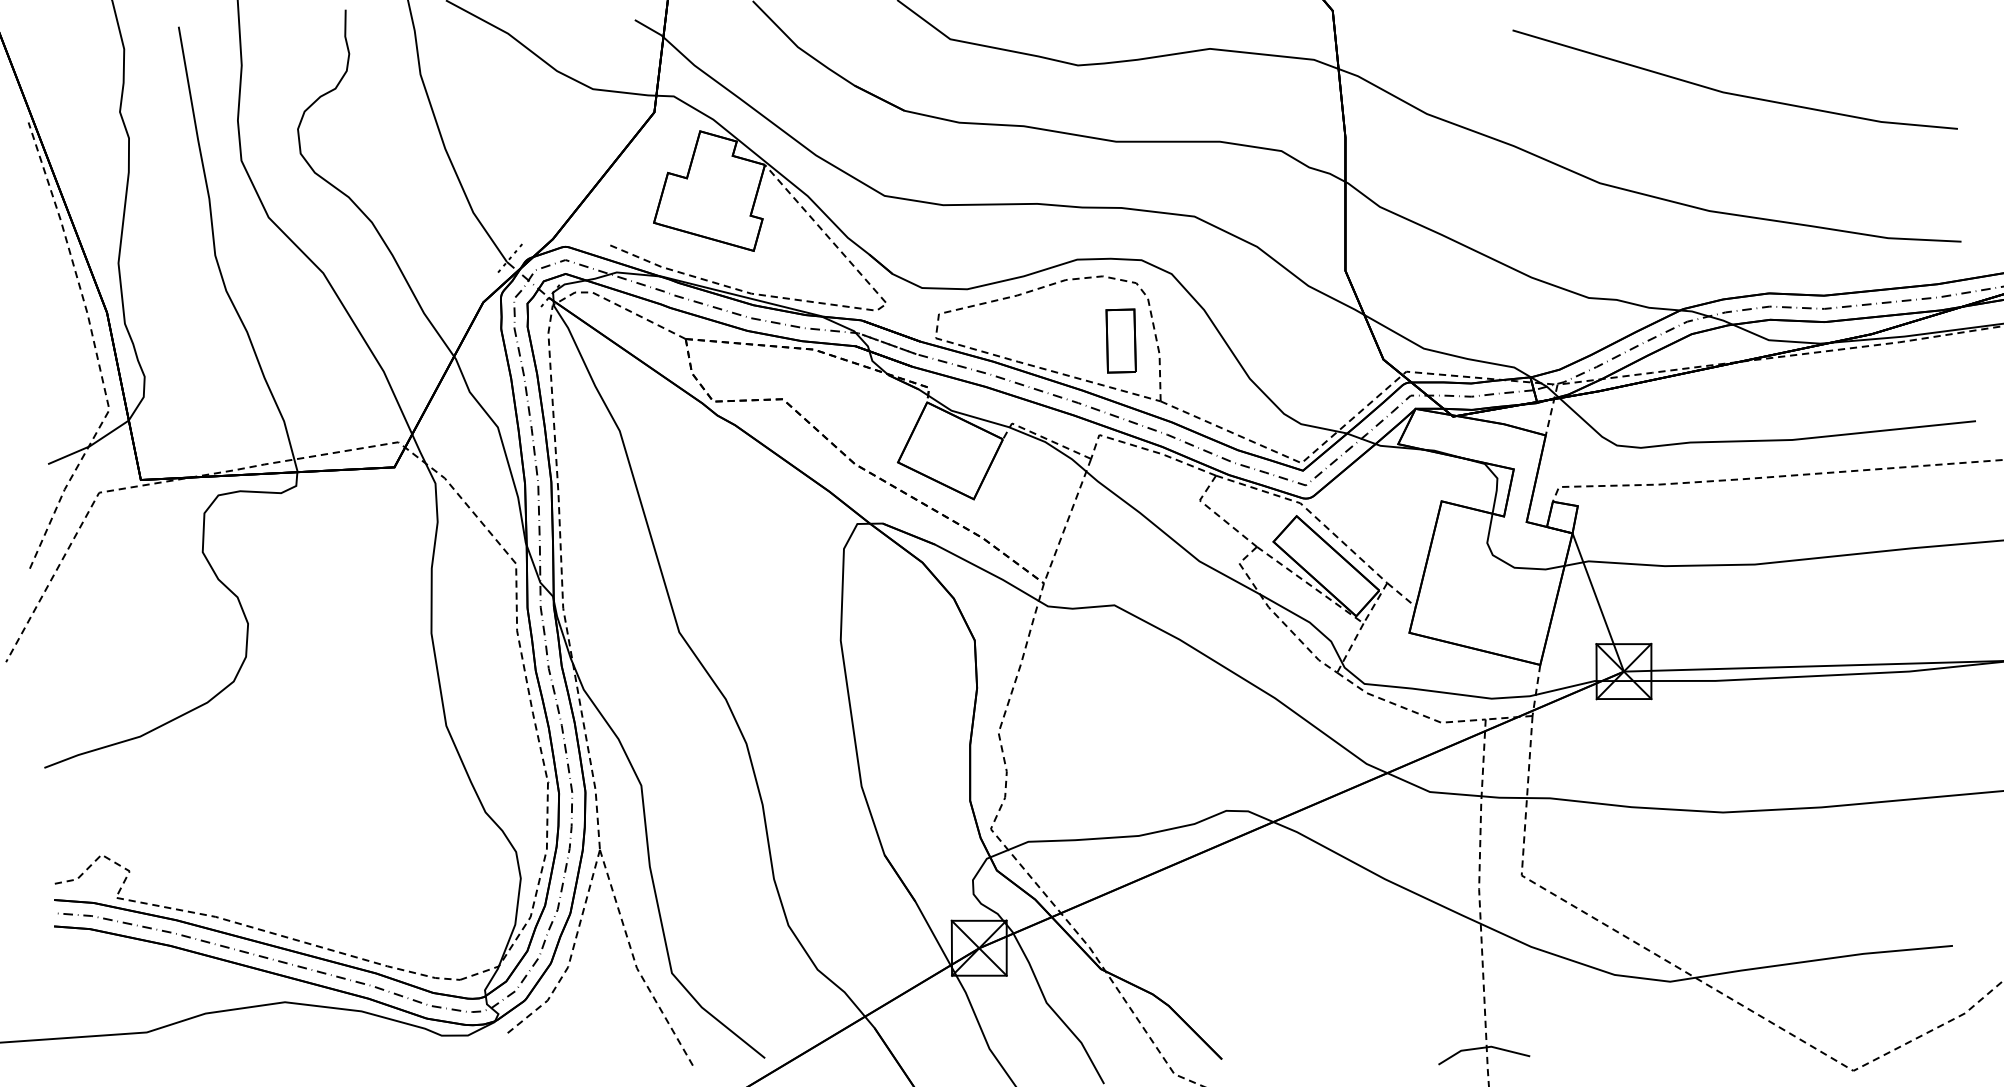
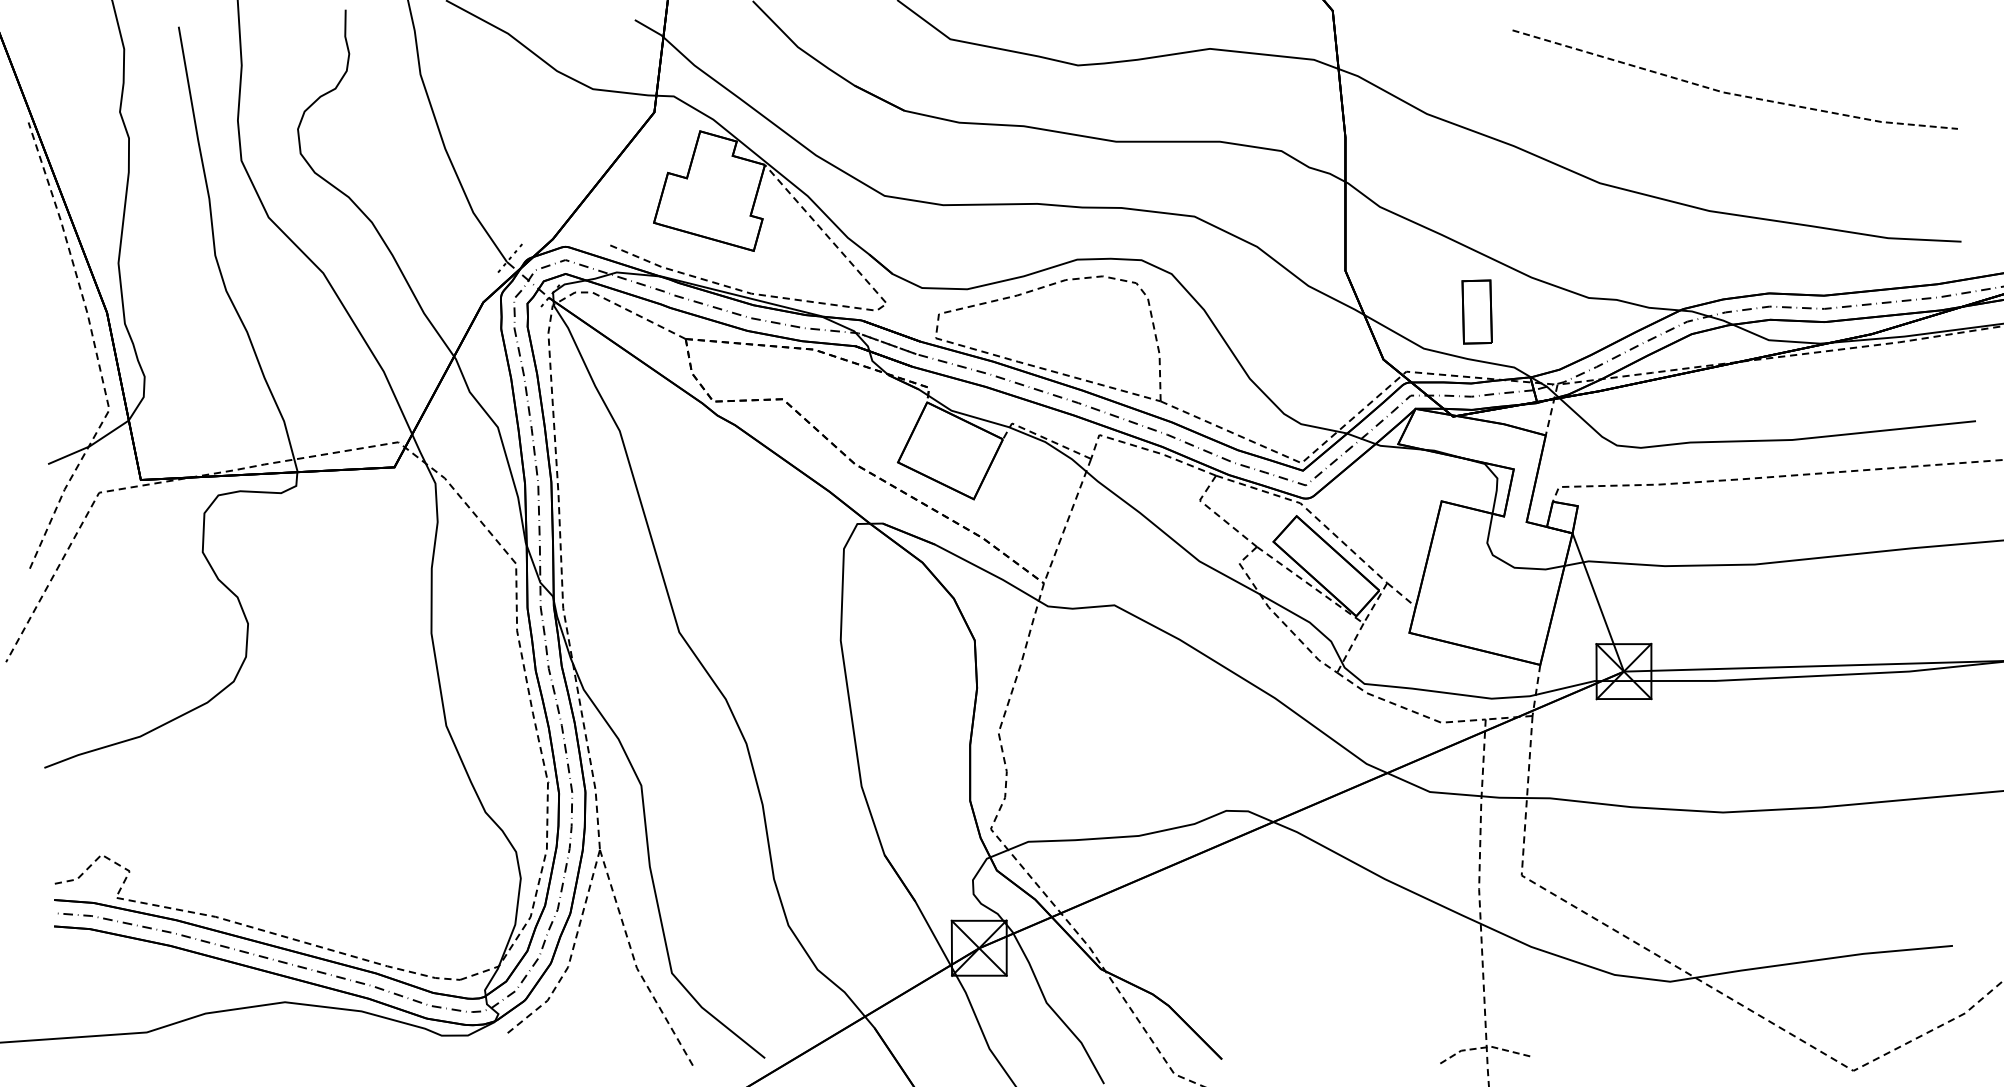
line: solid -> dashed (1732, 94)
part position: (1120, 340) -> (1476, 311) (1476, 311)
line: solid -> dashed (1482, 1047)
